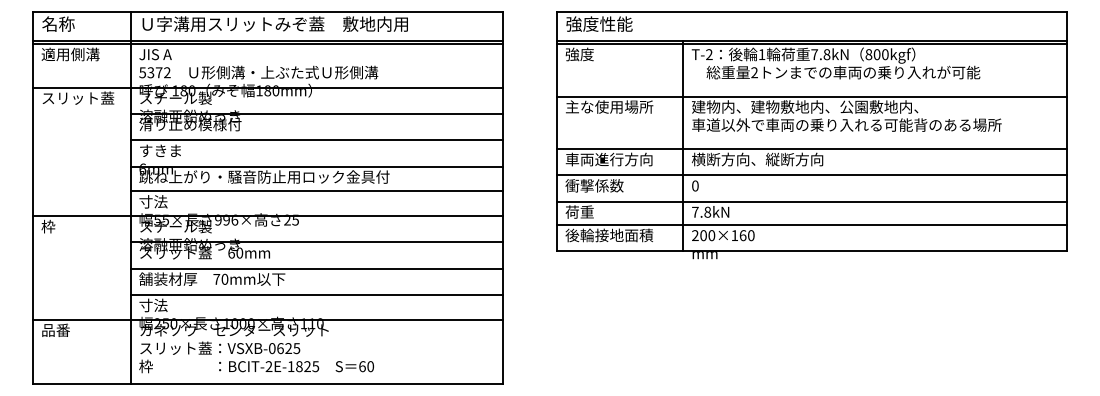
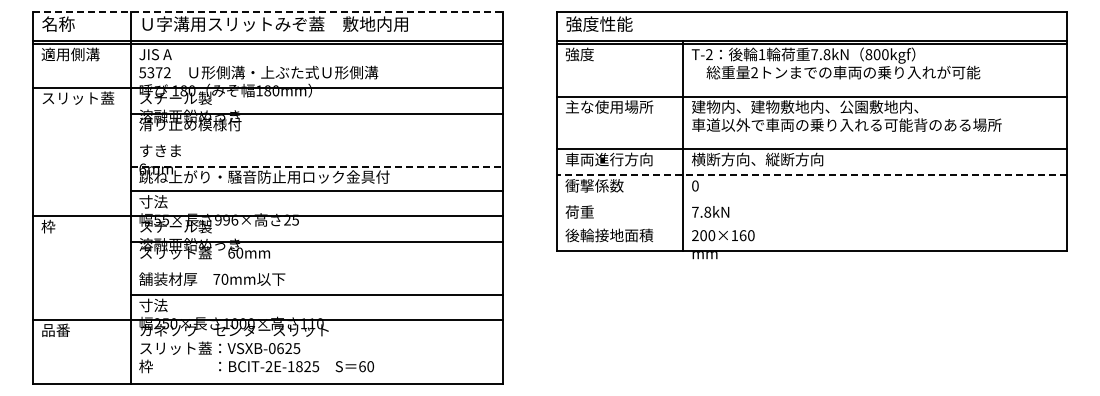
line: solid -> dashed (267, 11)
line: present -> none (316, 140)
line: solid -> dashed (316, 166)
line: solid -> dashed (812, 175)
line: present -> none (812, 201)
line: present -> none (812, 224)
line: present -> none (316, 268)
